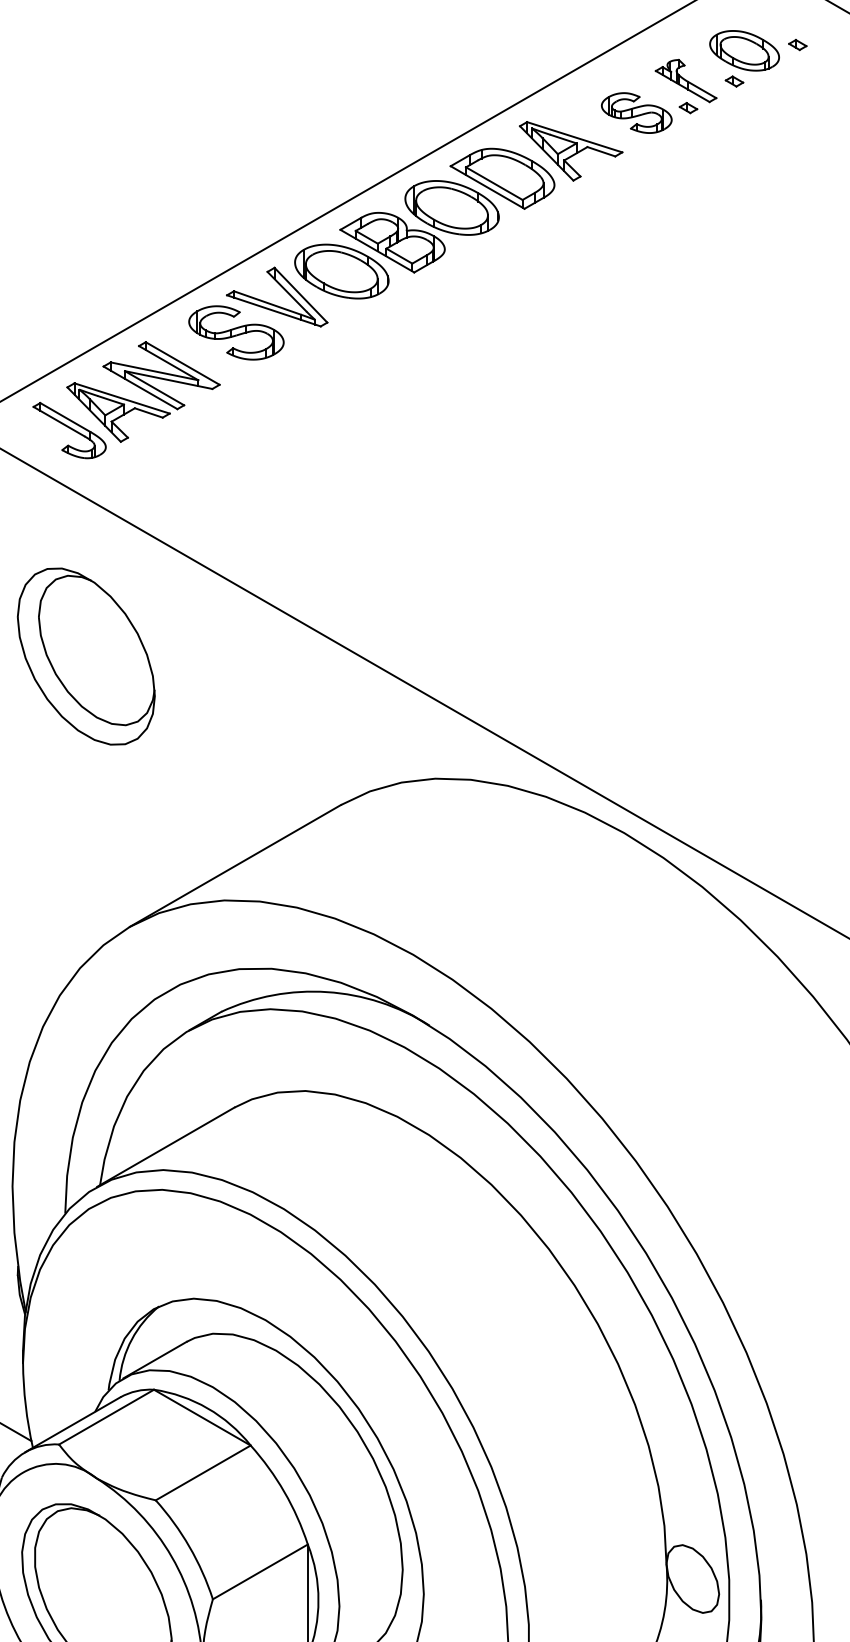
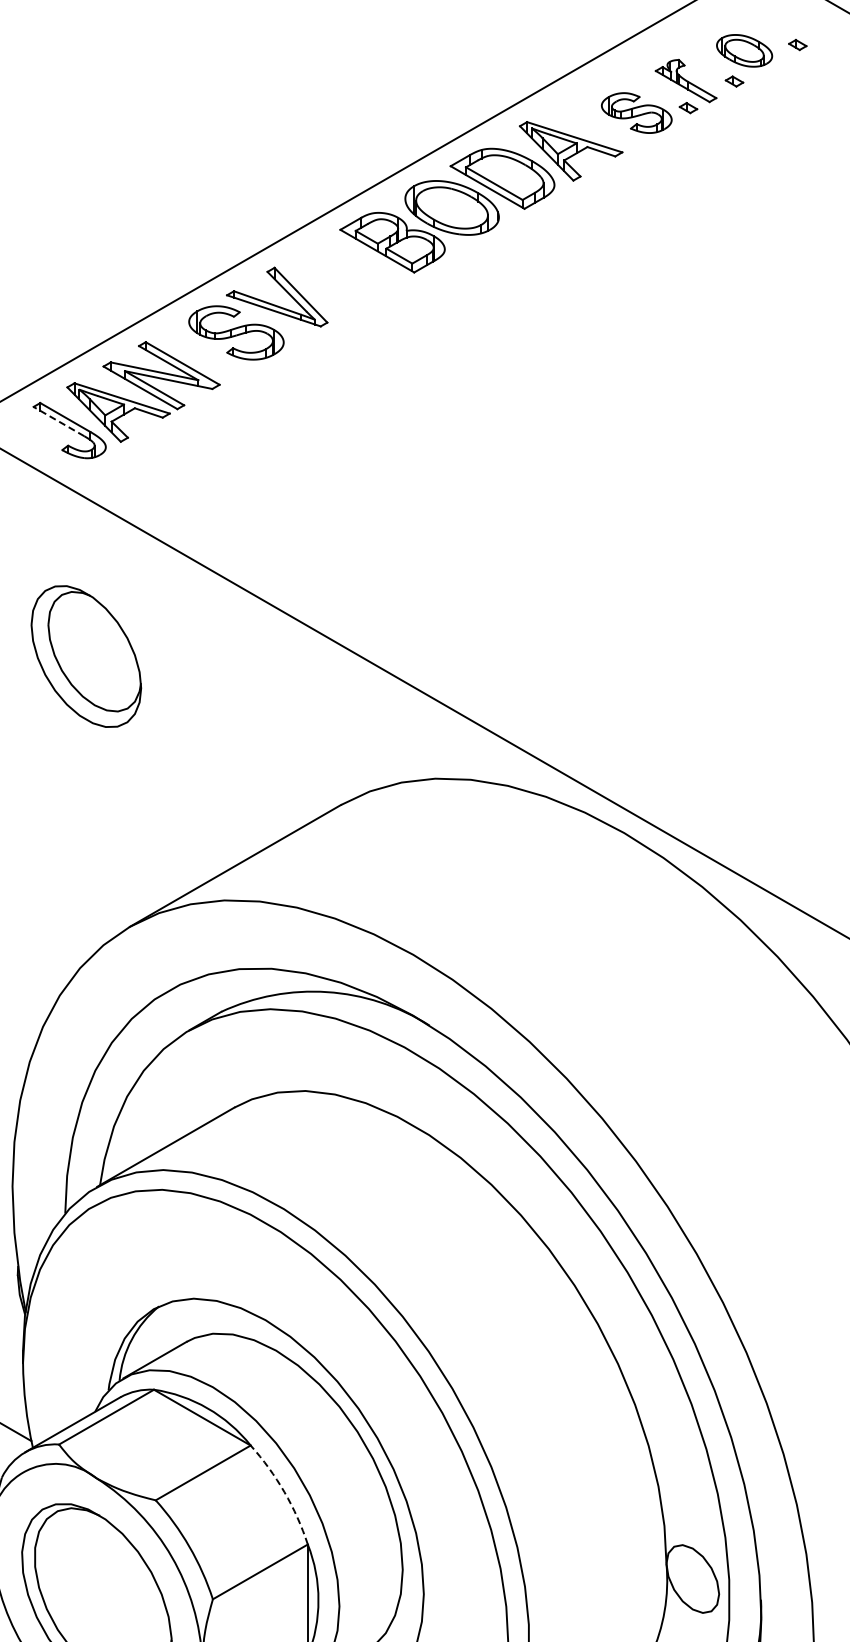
part size: 71x42 px -> 58x34 px (744, 50)
part: present -> none (341, 271)
line: solid -> dashed (58, 421)
part size: 139x179 px -> 113x143 px (86, 656)
arc: solid -> dashed (284, 1492)
